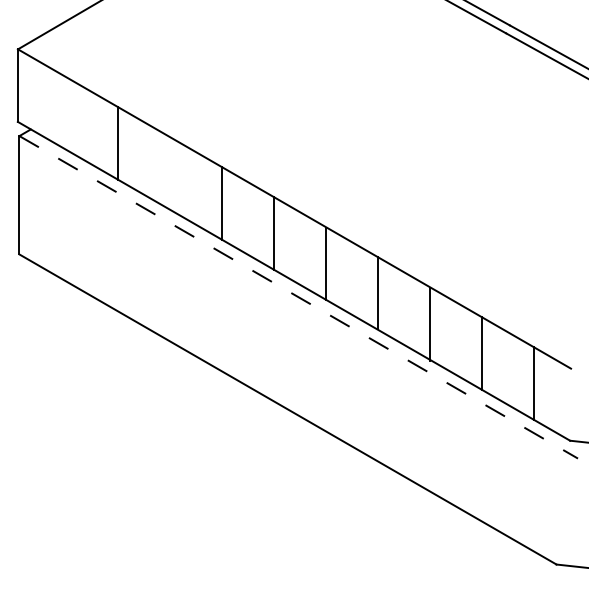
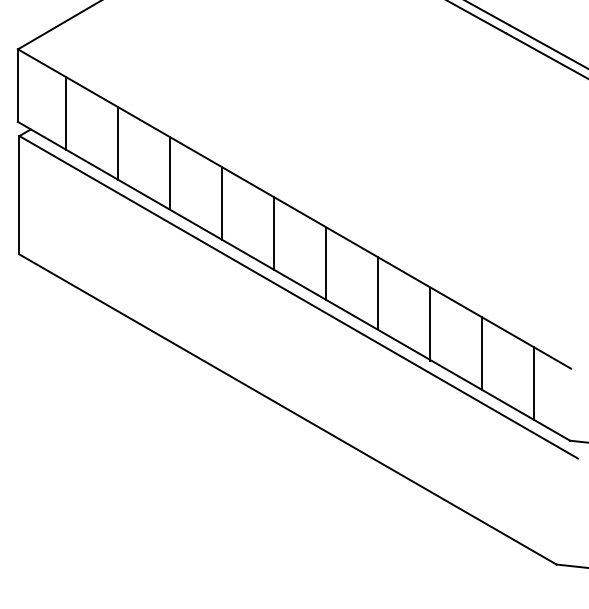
line: none -> present (65, 113)
line: none -> present (169, 173)
line: dashed -> solid (299, 297)
